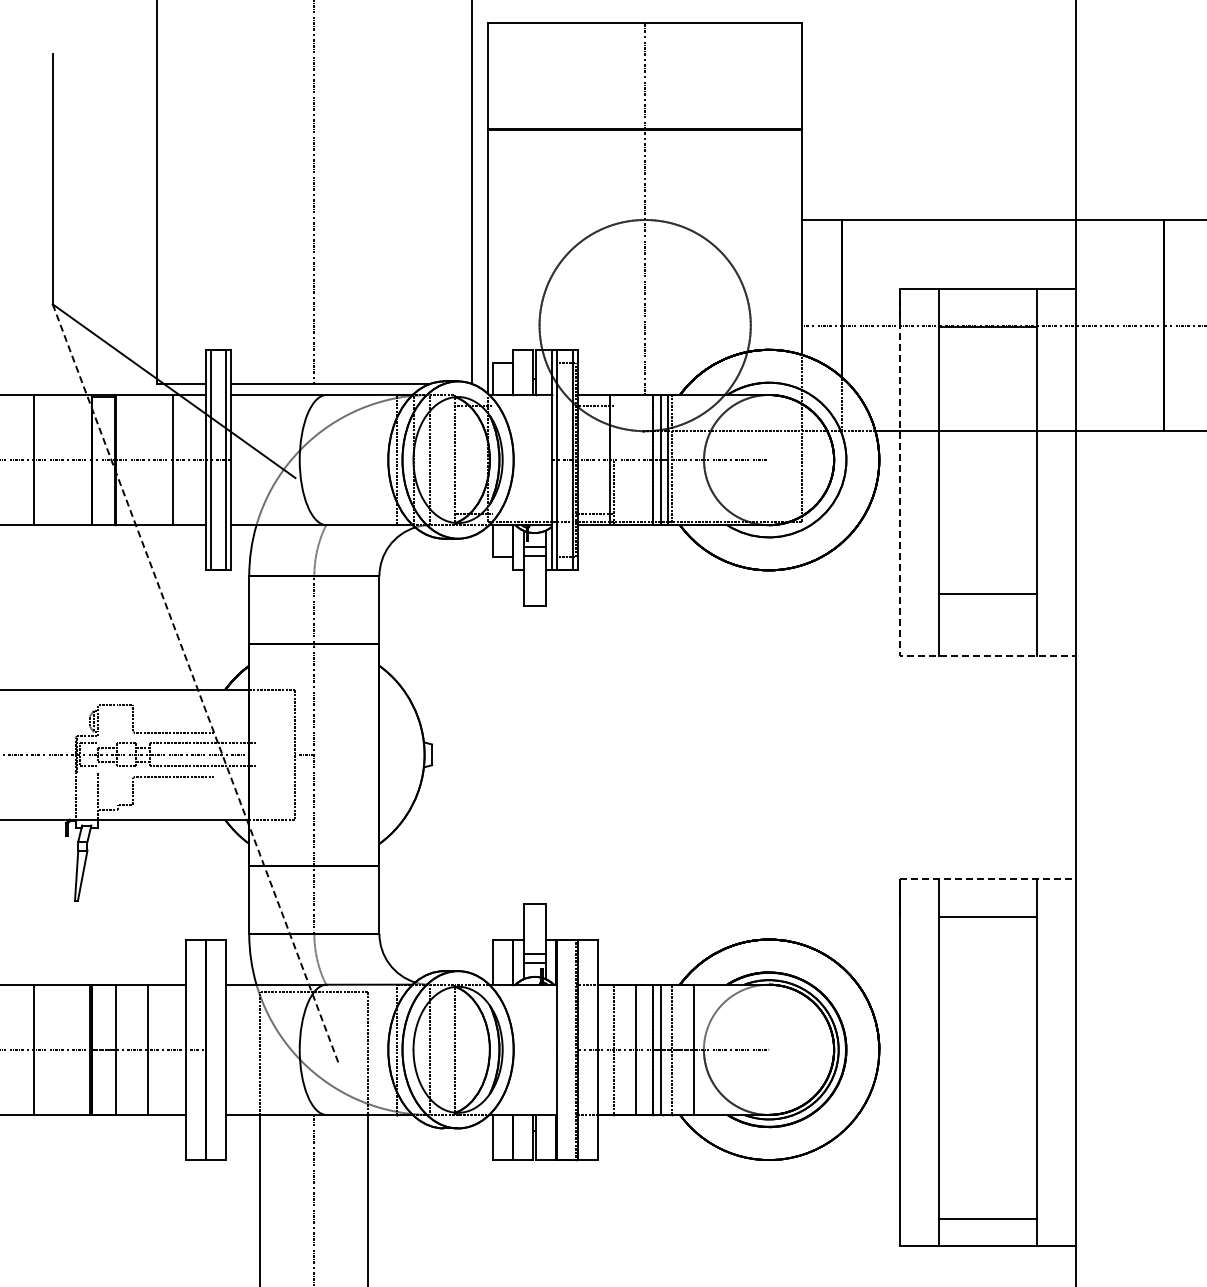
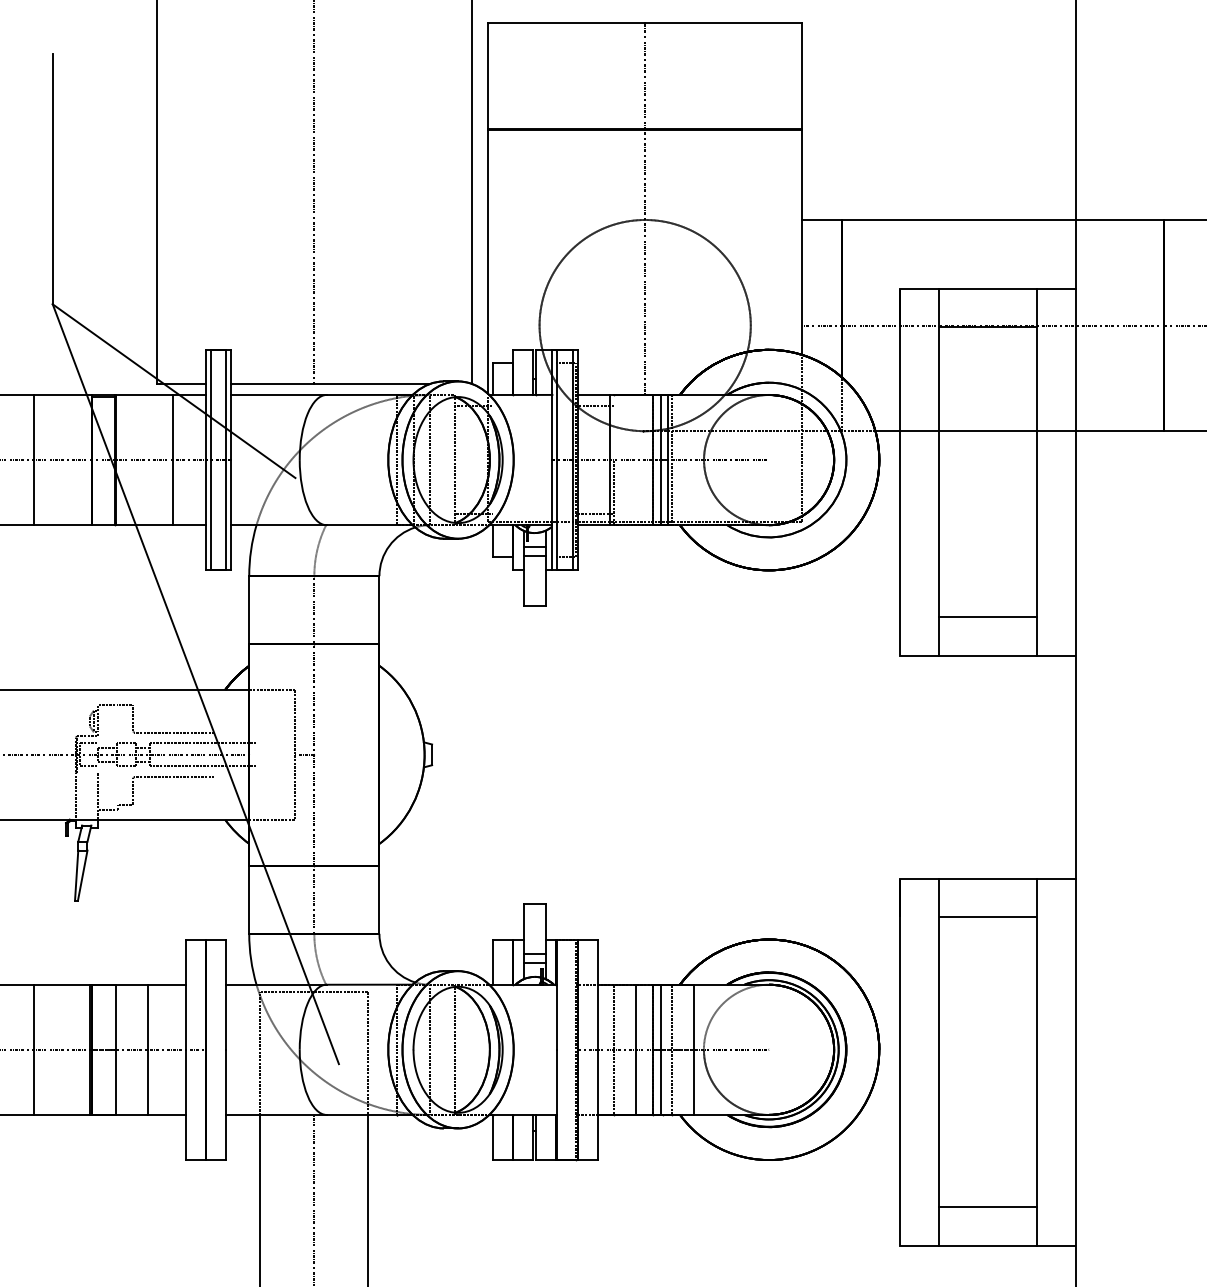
line: dashed -> solid (899, 561)
line position: (987, 594) -> (987, 617) (987, 617)
line: dashed -> solid (195, 684)
line: dashed -> solid (987, 878)
line position: (987, 1218) -> (987, 1206) (987, 1206)
